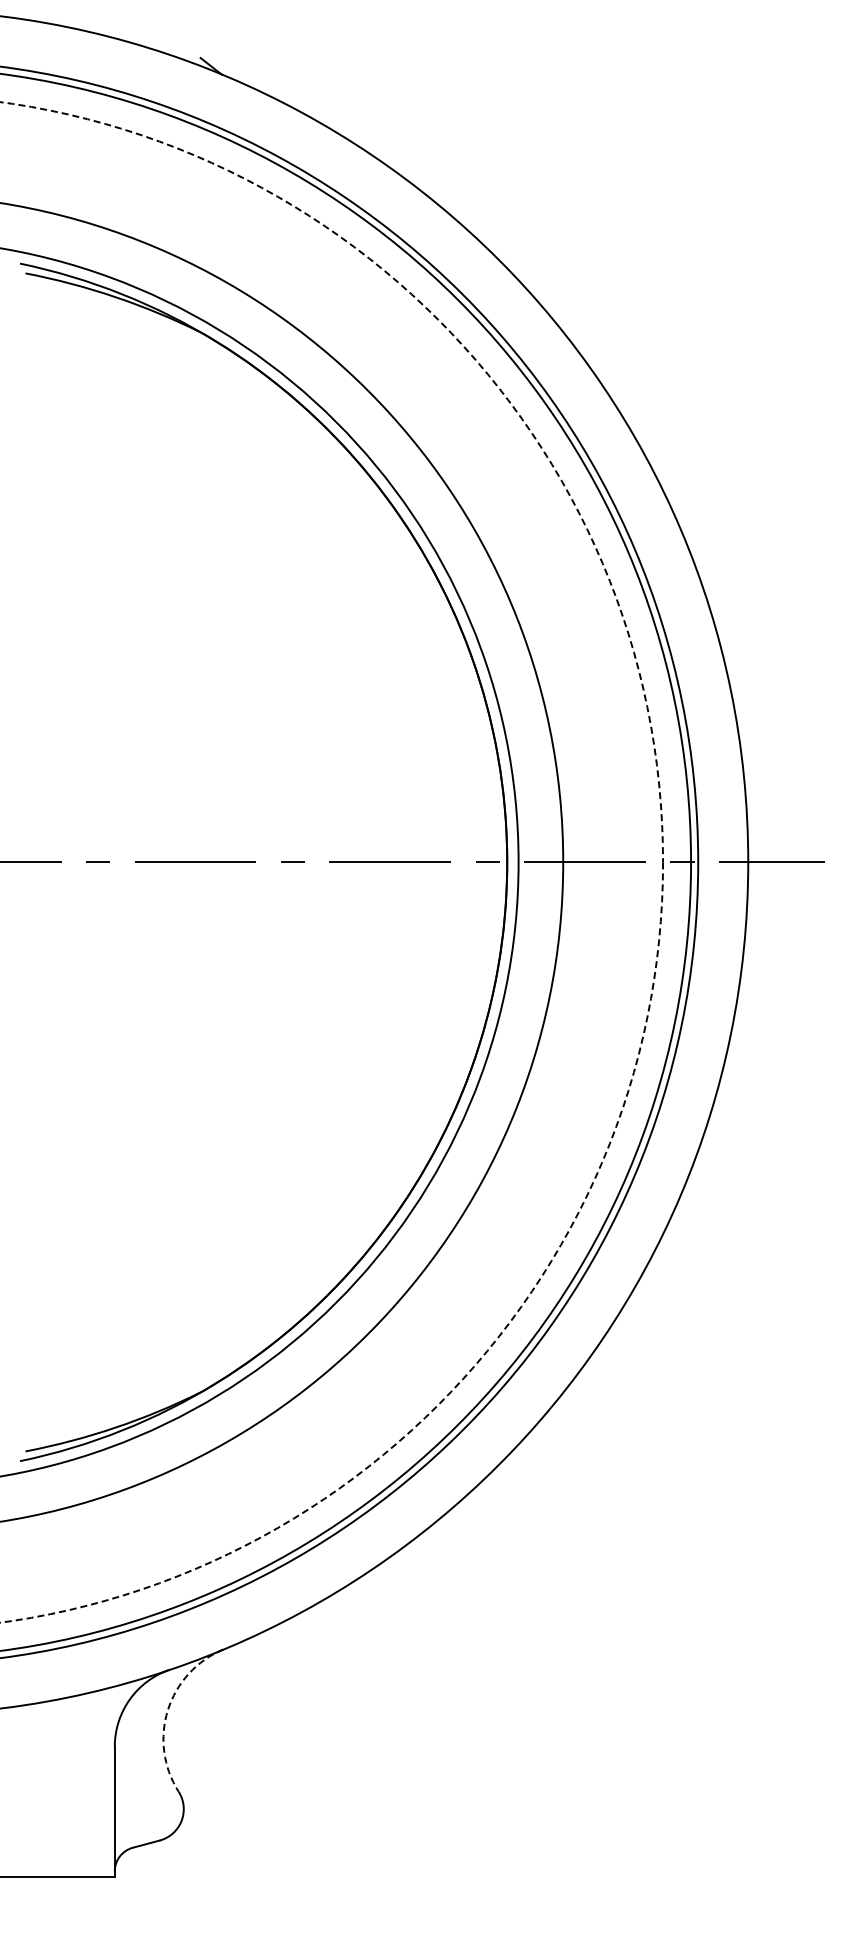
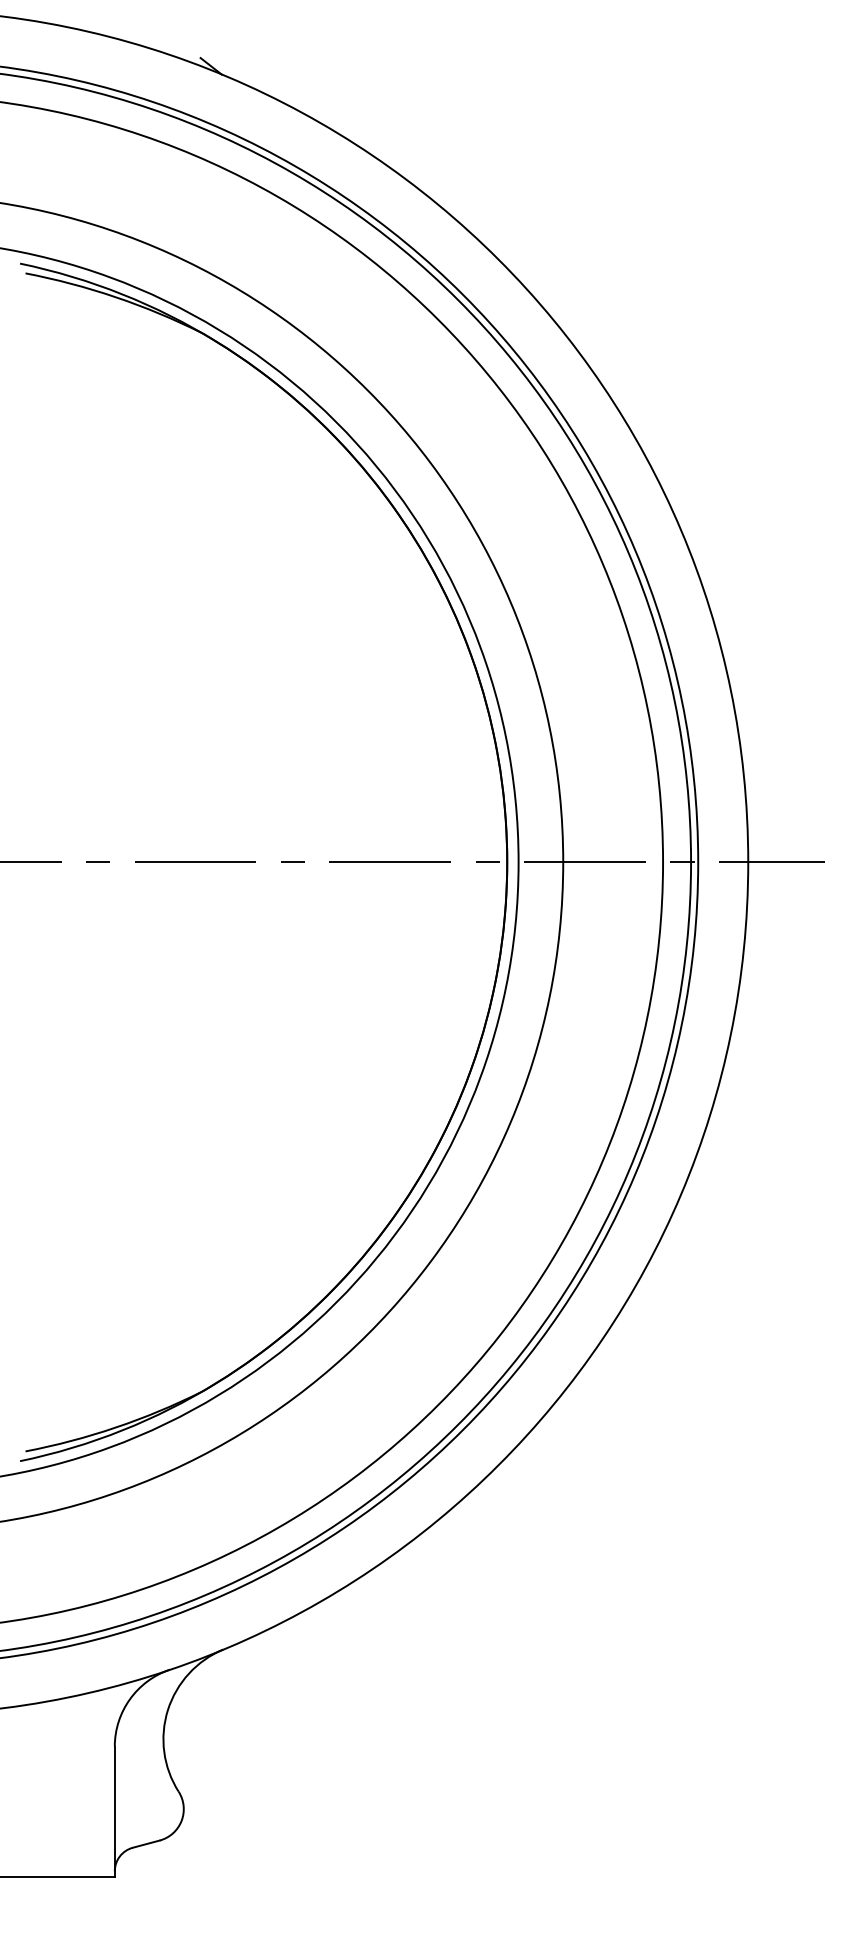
circle: dashed -> solid (331, 862)
arc: dashed -> solid (167, 1710)
